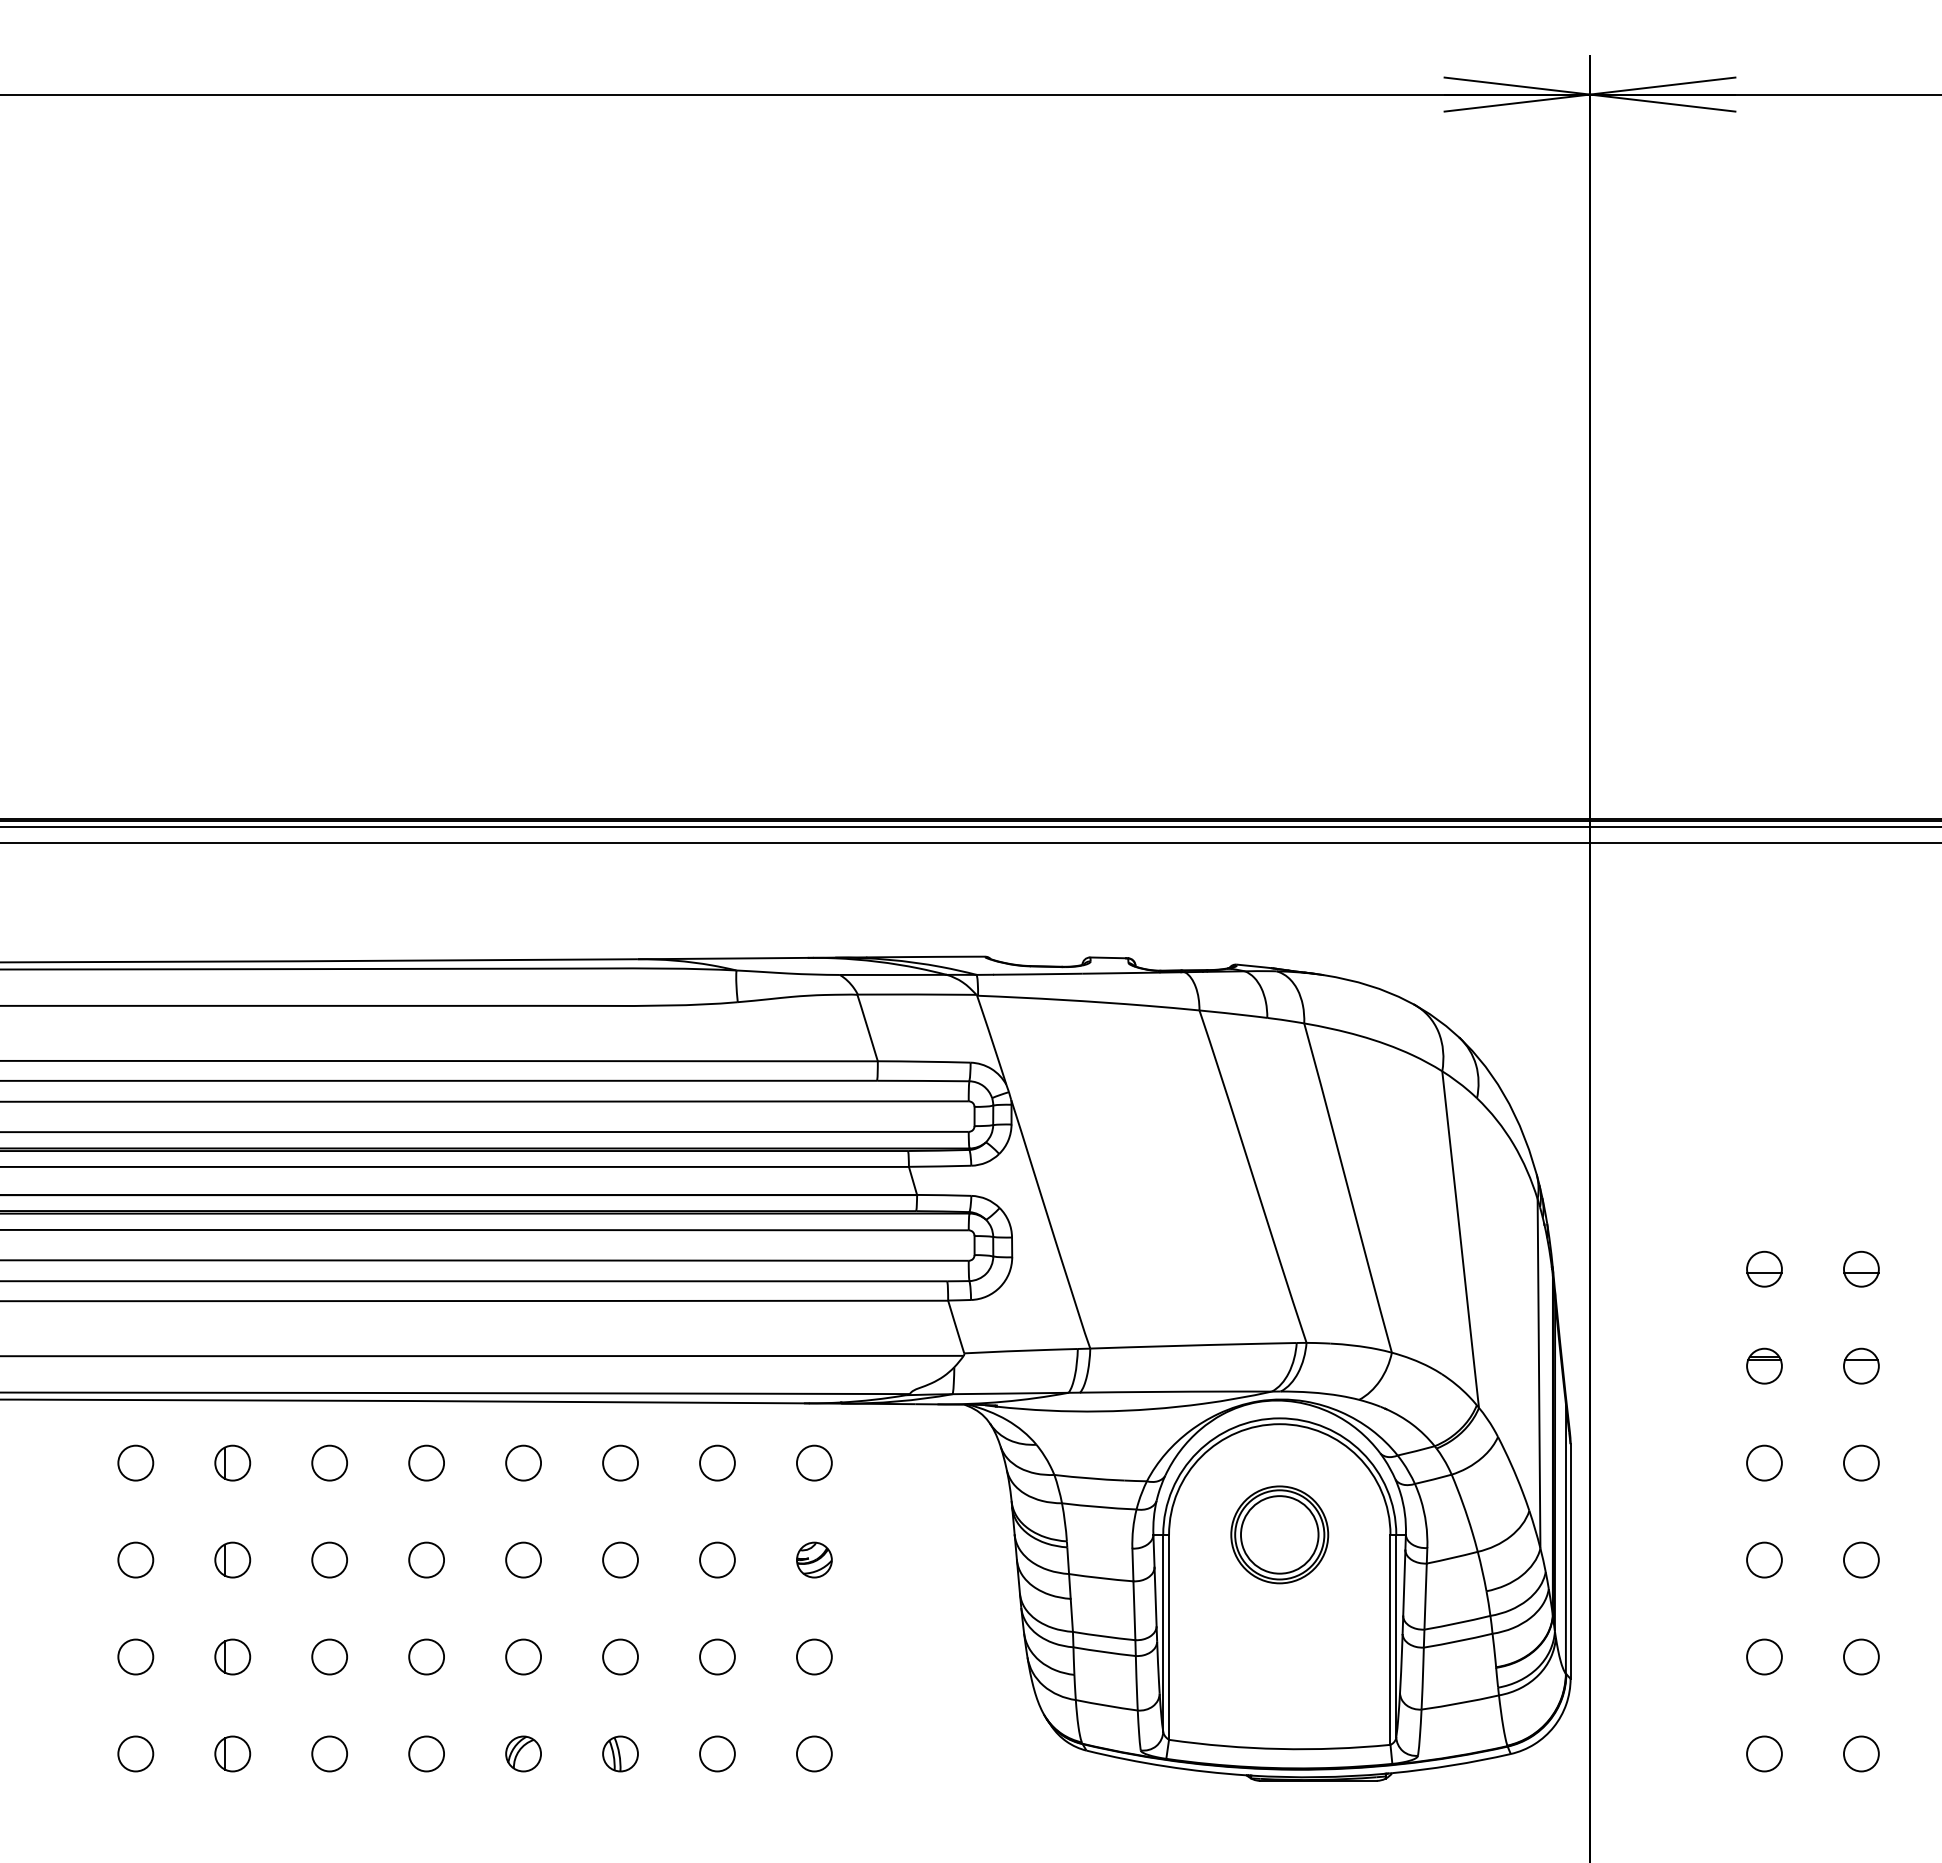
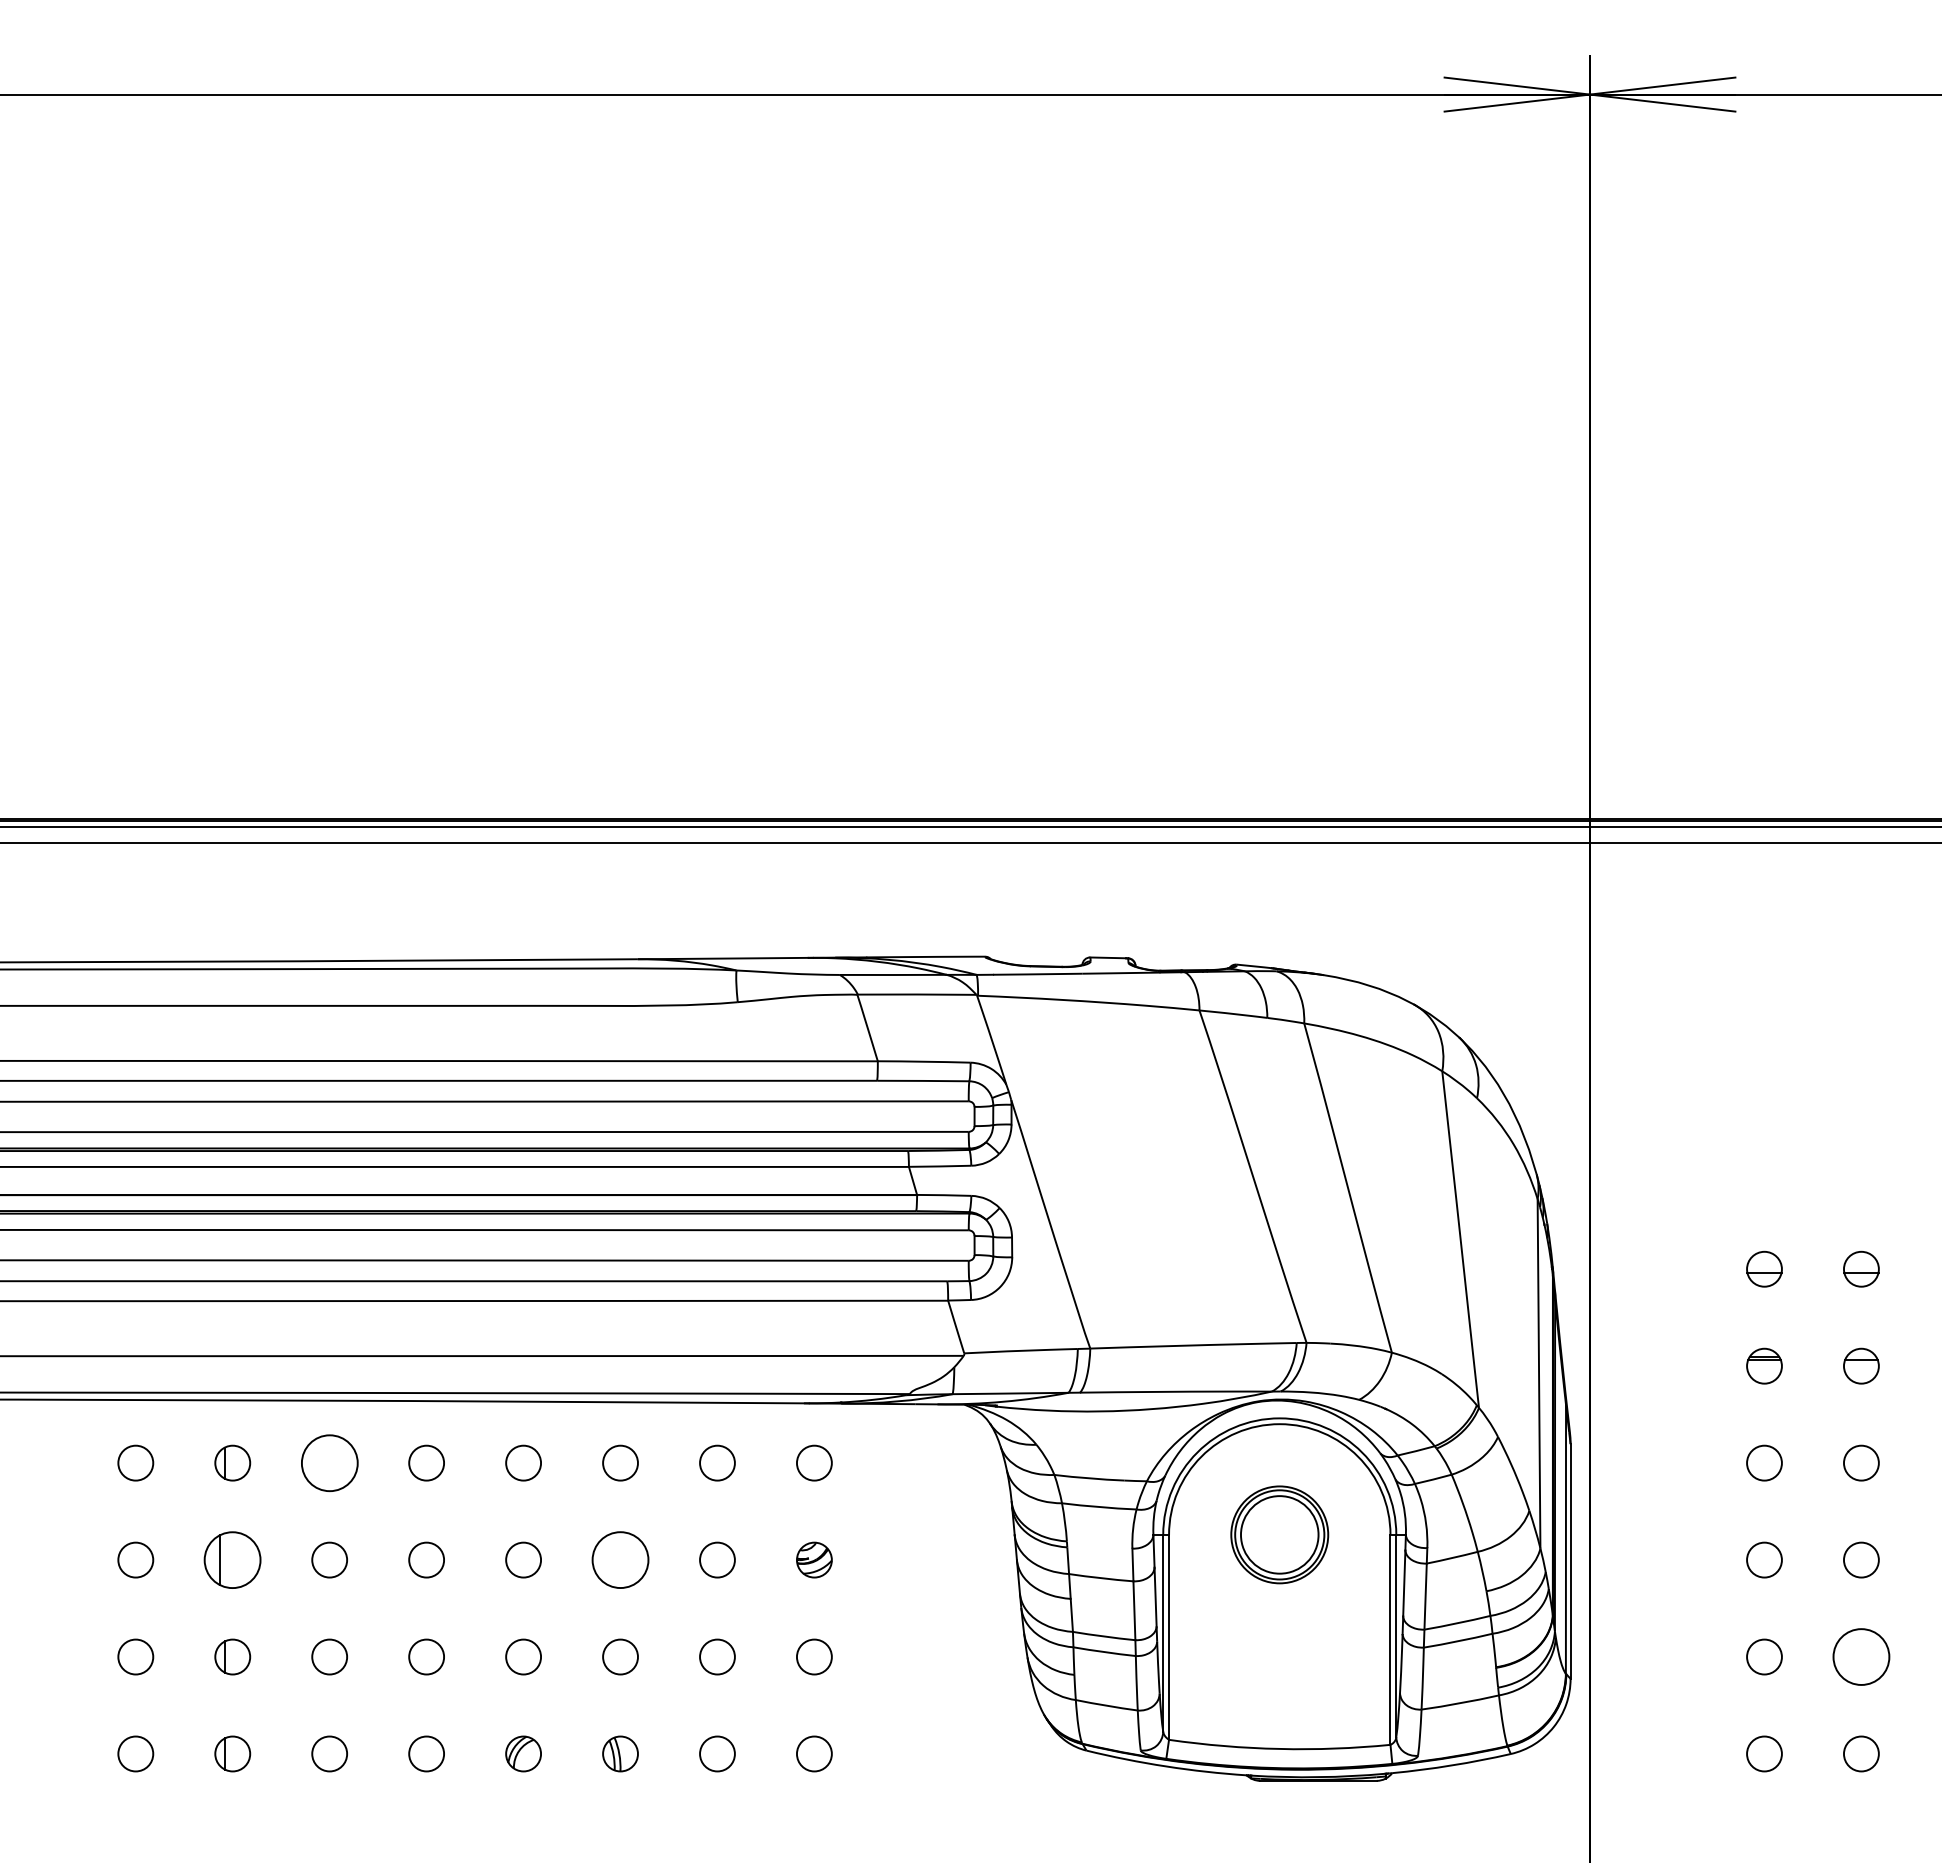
circle size: 37x38 px -> 58x59 px (329, 1463)
part size: 38x38 px -> 59x58 px (232, 1559)
circle diameter: 35 px -> 56 px (620, 1560)
circle diameter: 35 px -> 56 px (1861, 1656)
